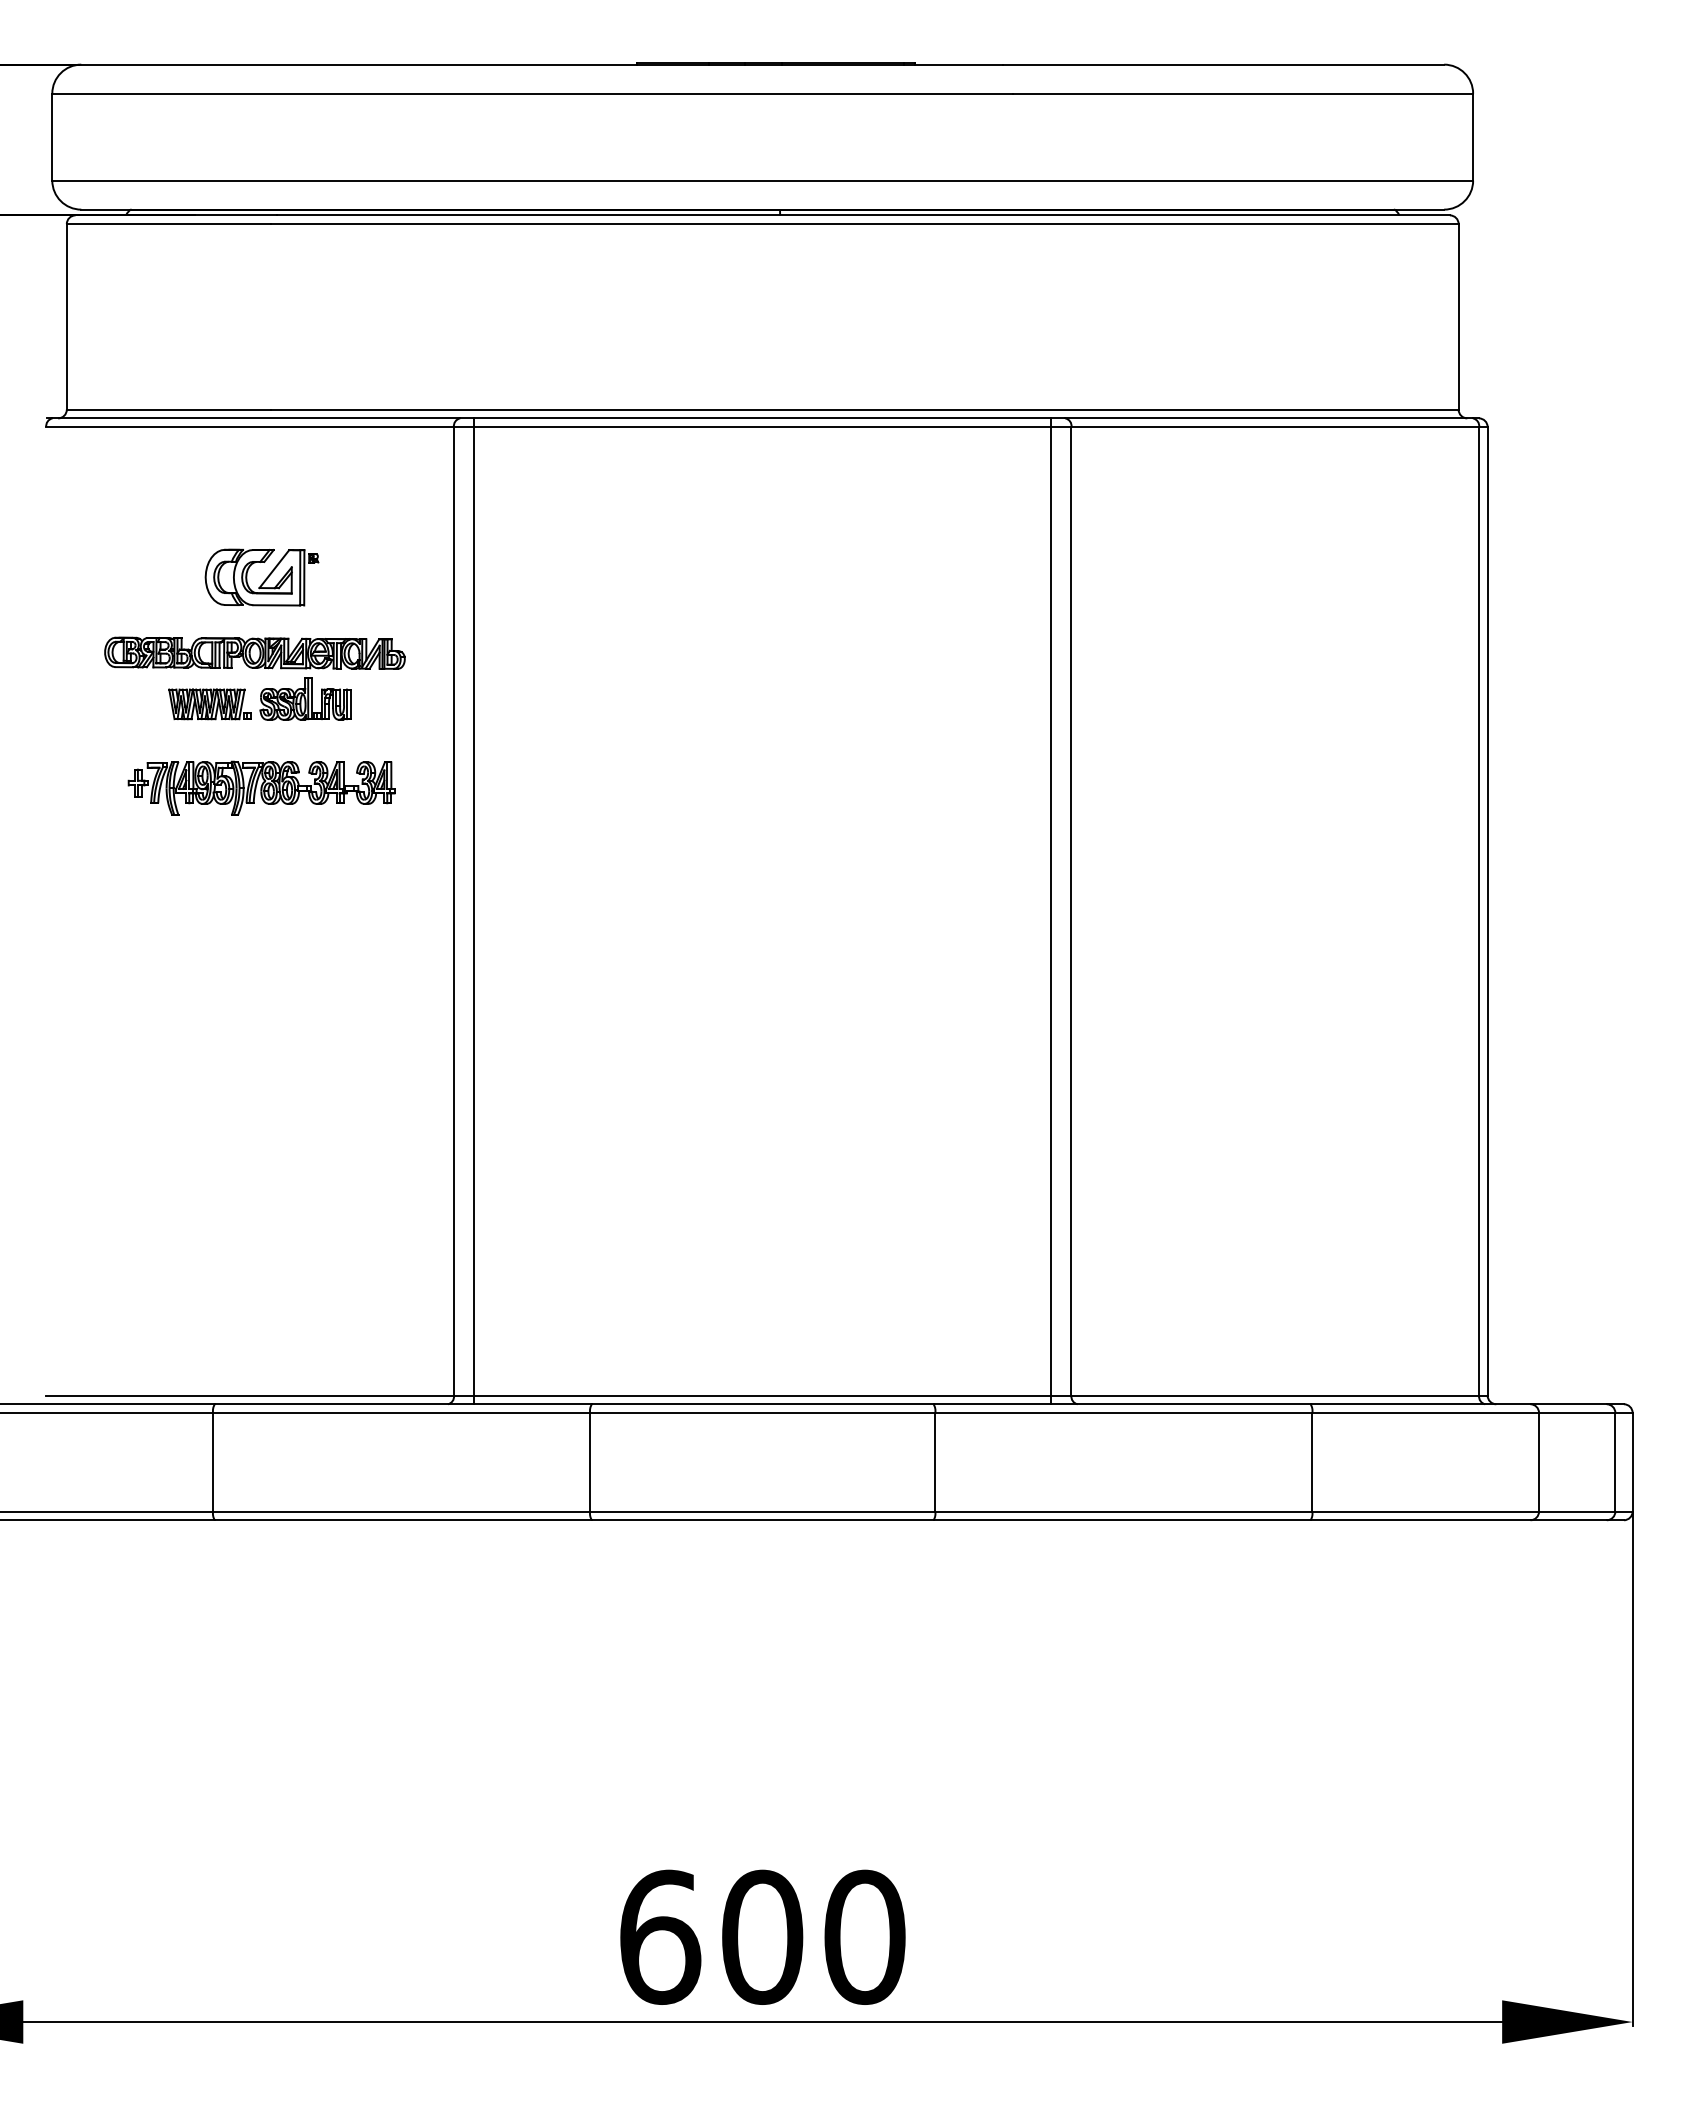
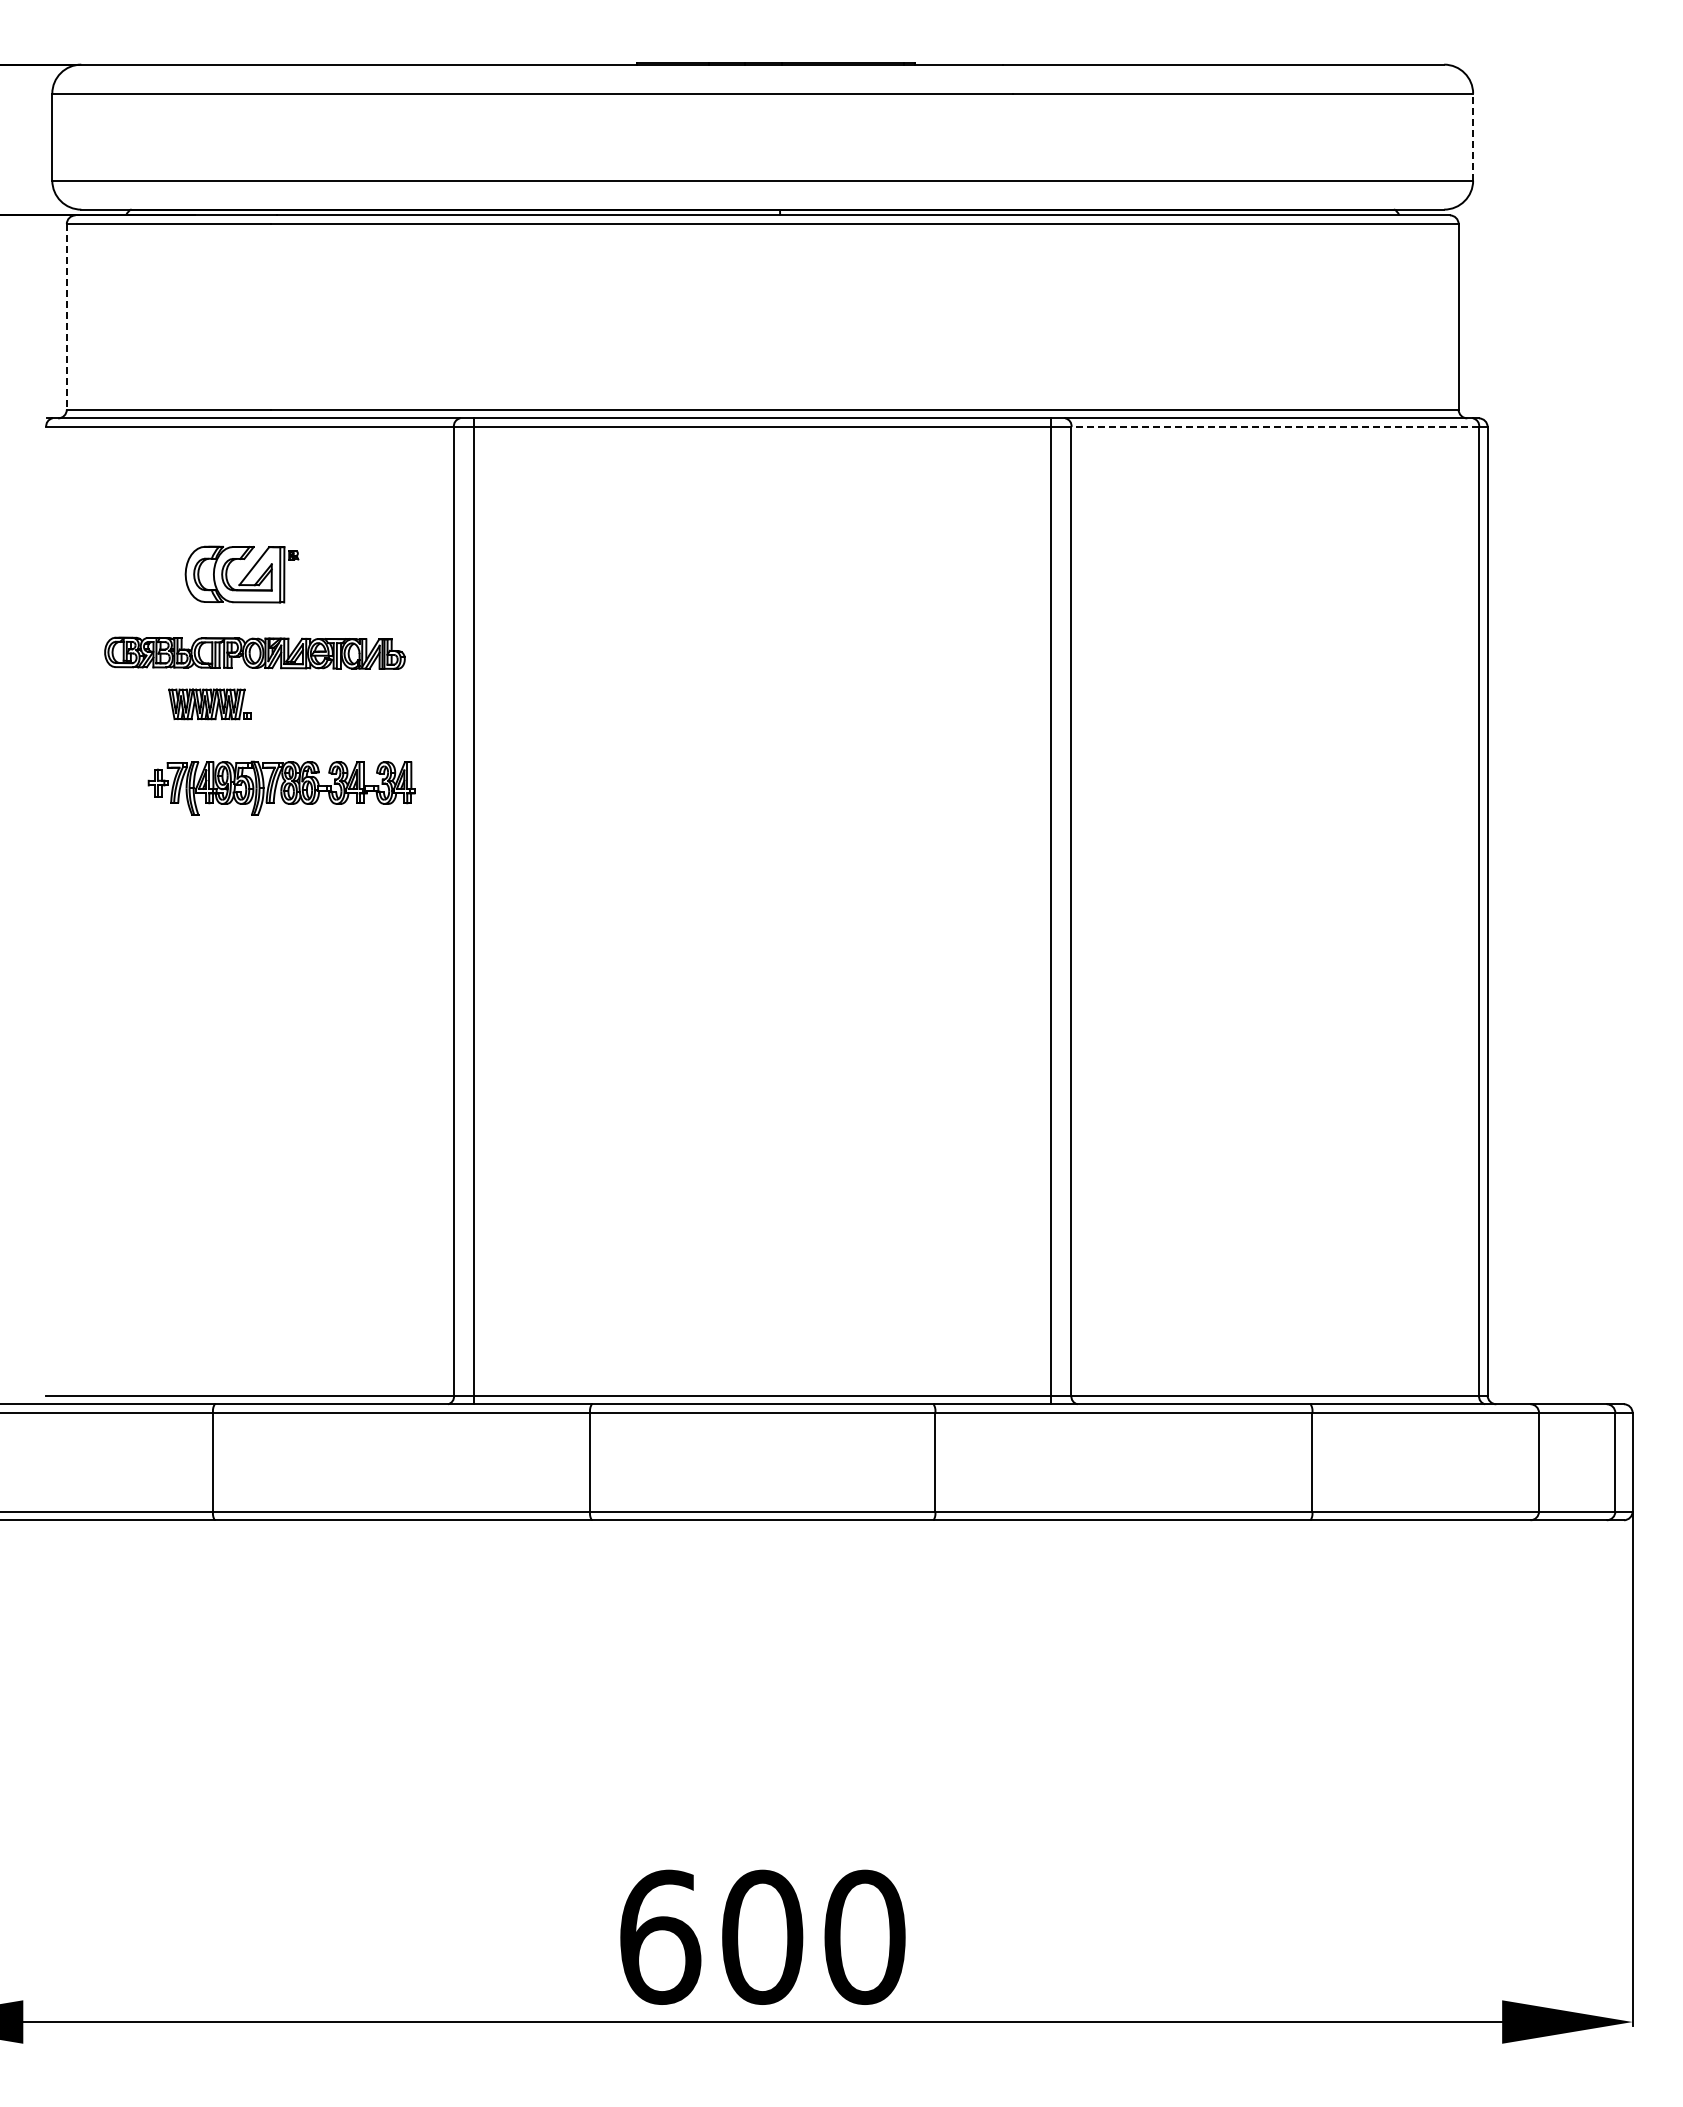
line: solid -> dashed (1473, 136)
line: solid -> dashed (66, 316)
line: solid -> dashed (1275, 427)
part position: (261, 577) -> (241, 574) (241, 574)
part: present -> none (305, 698)
part position: (261, 787) -> (281, 787) (281, 787)
